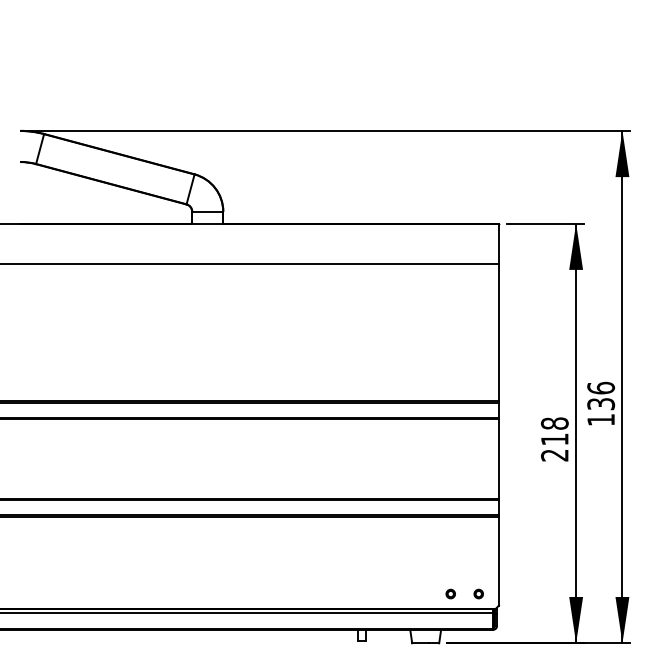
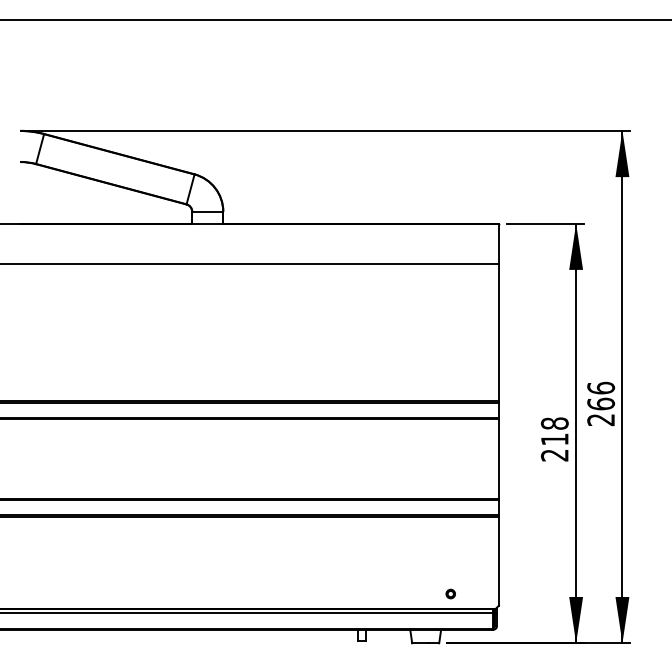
line: none -> present (335, 19)
text: 136 -> 266 (601, 411)
part: present -> none (478, 593)
